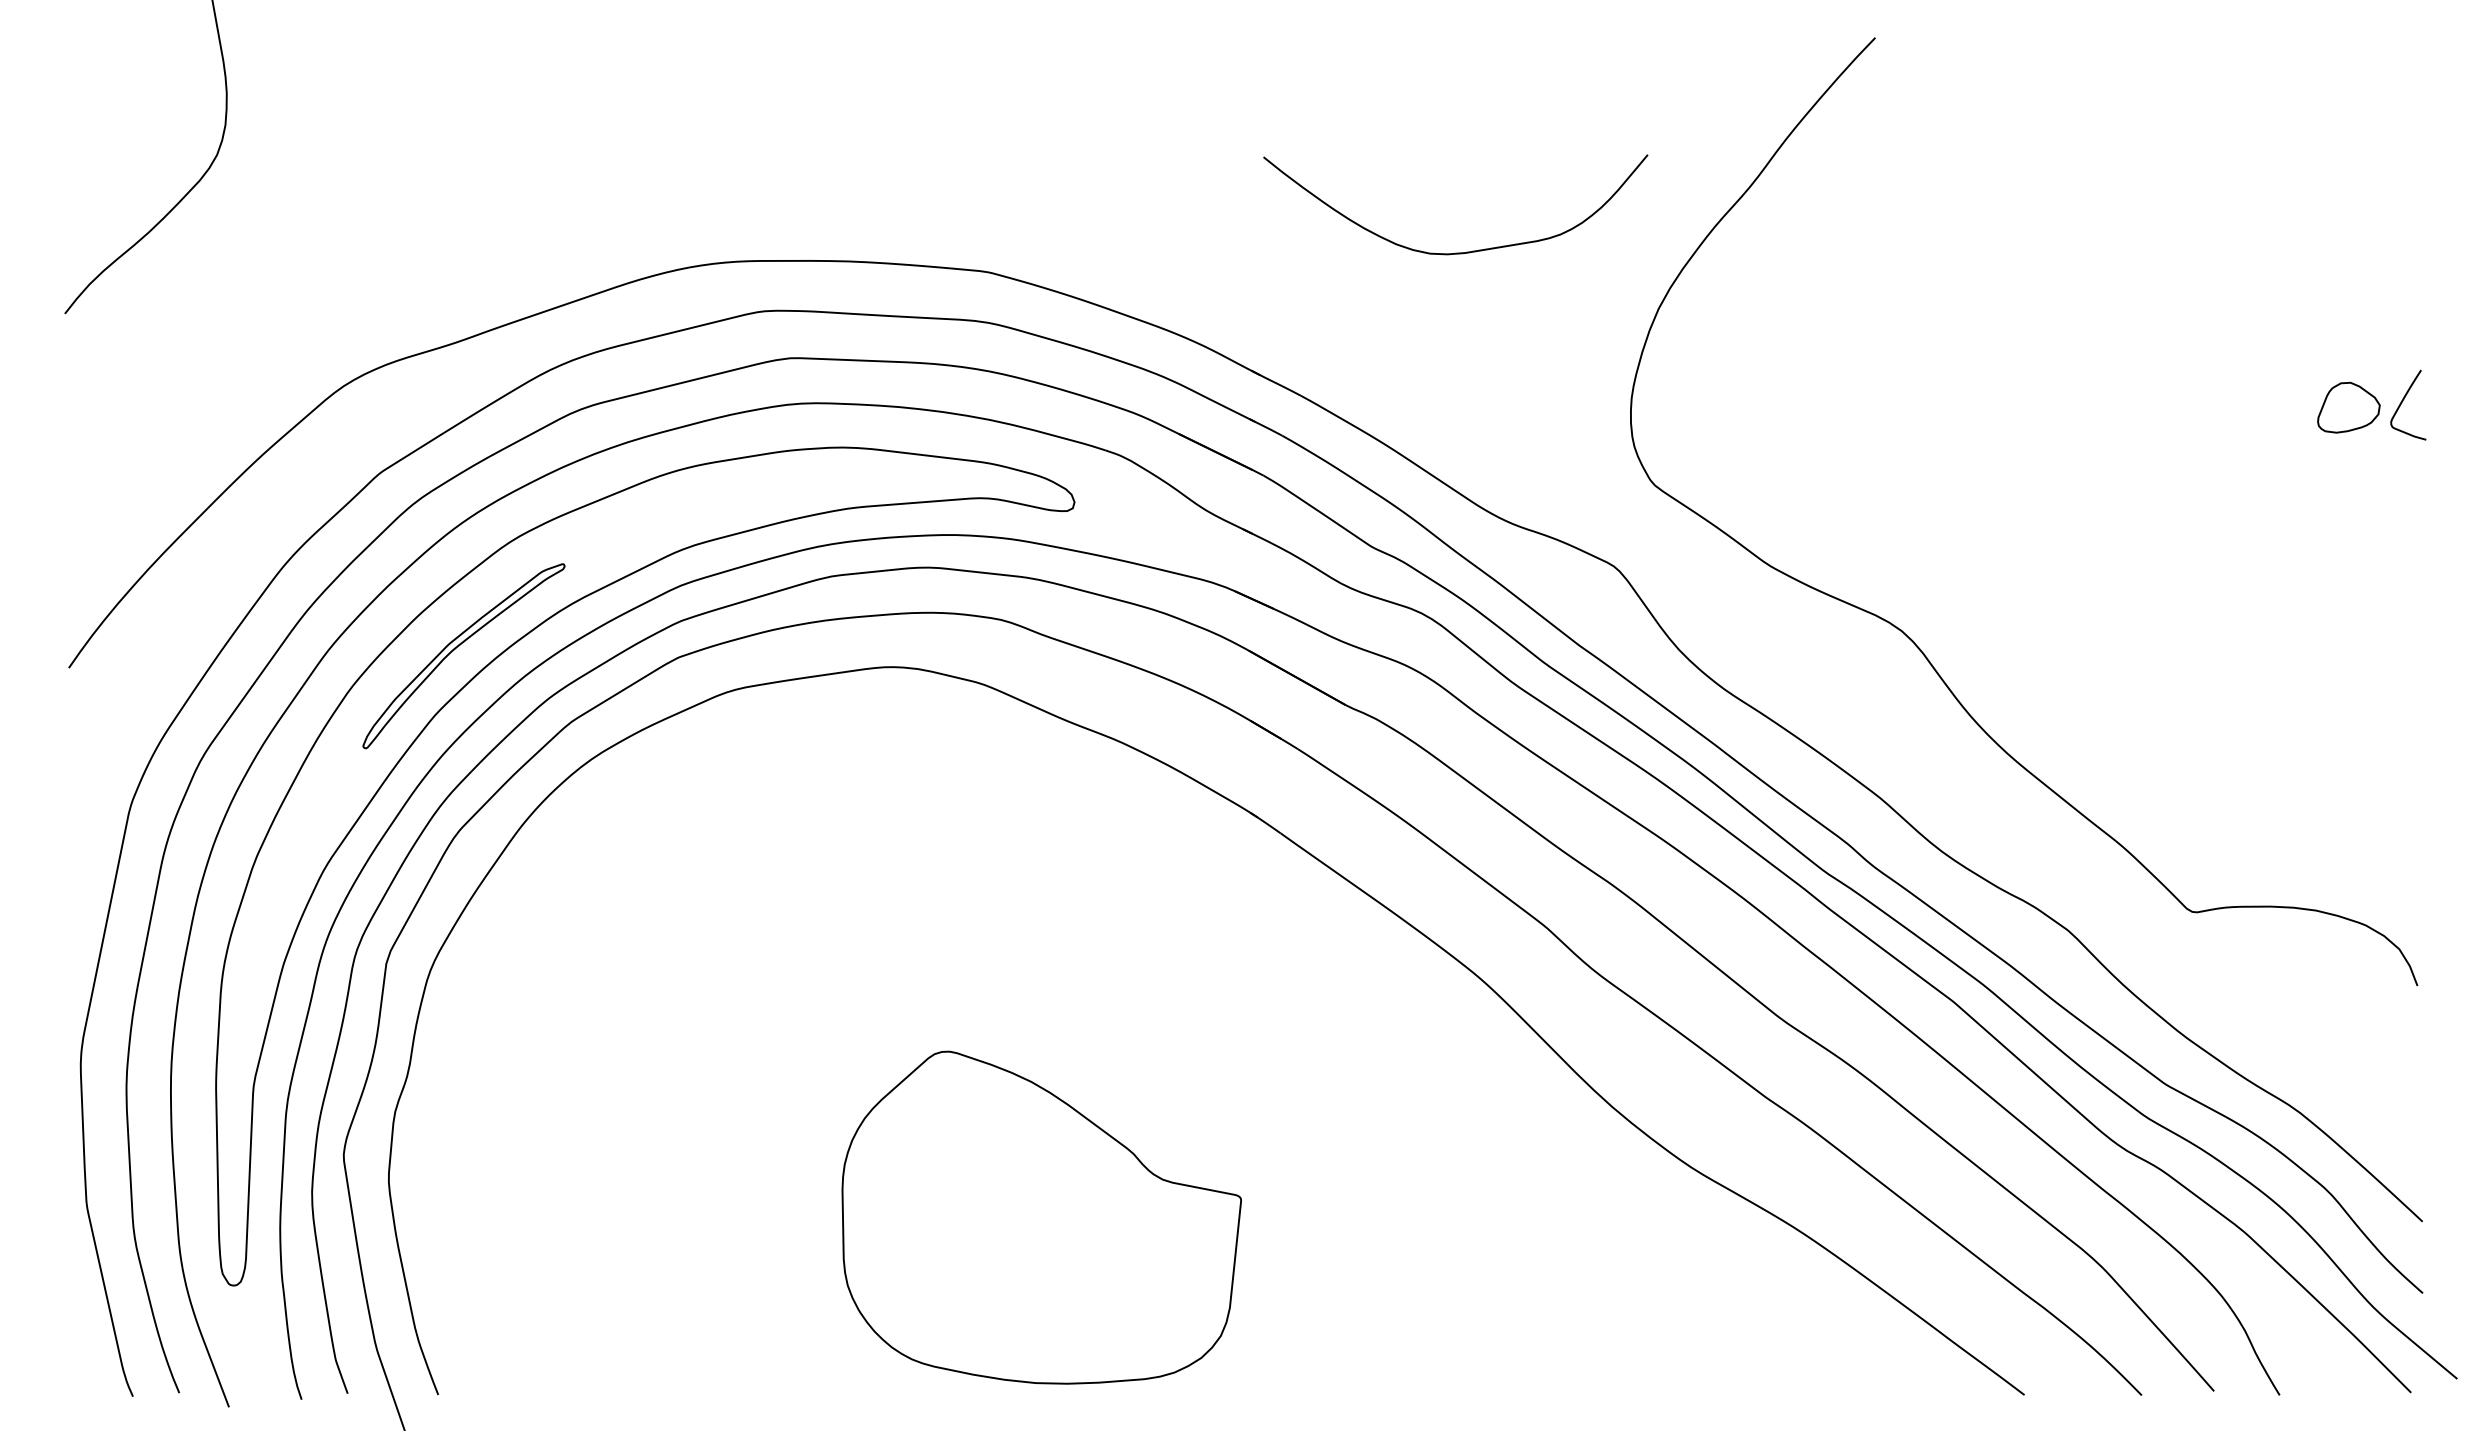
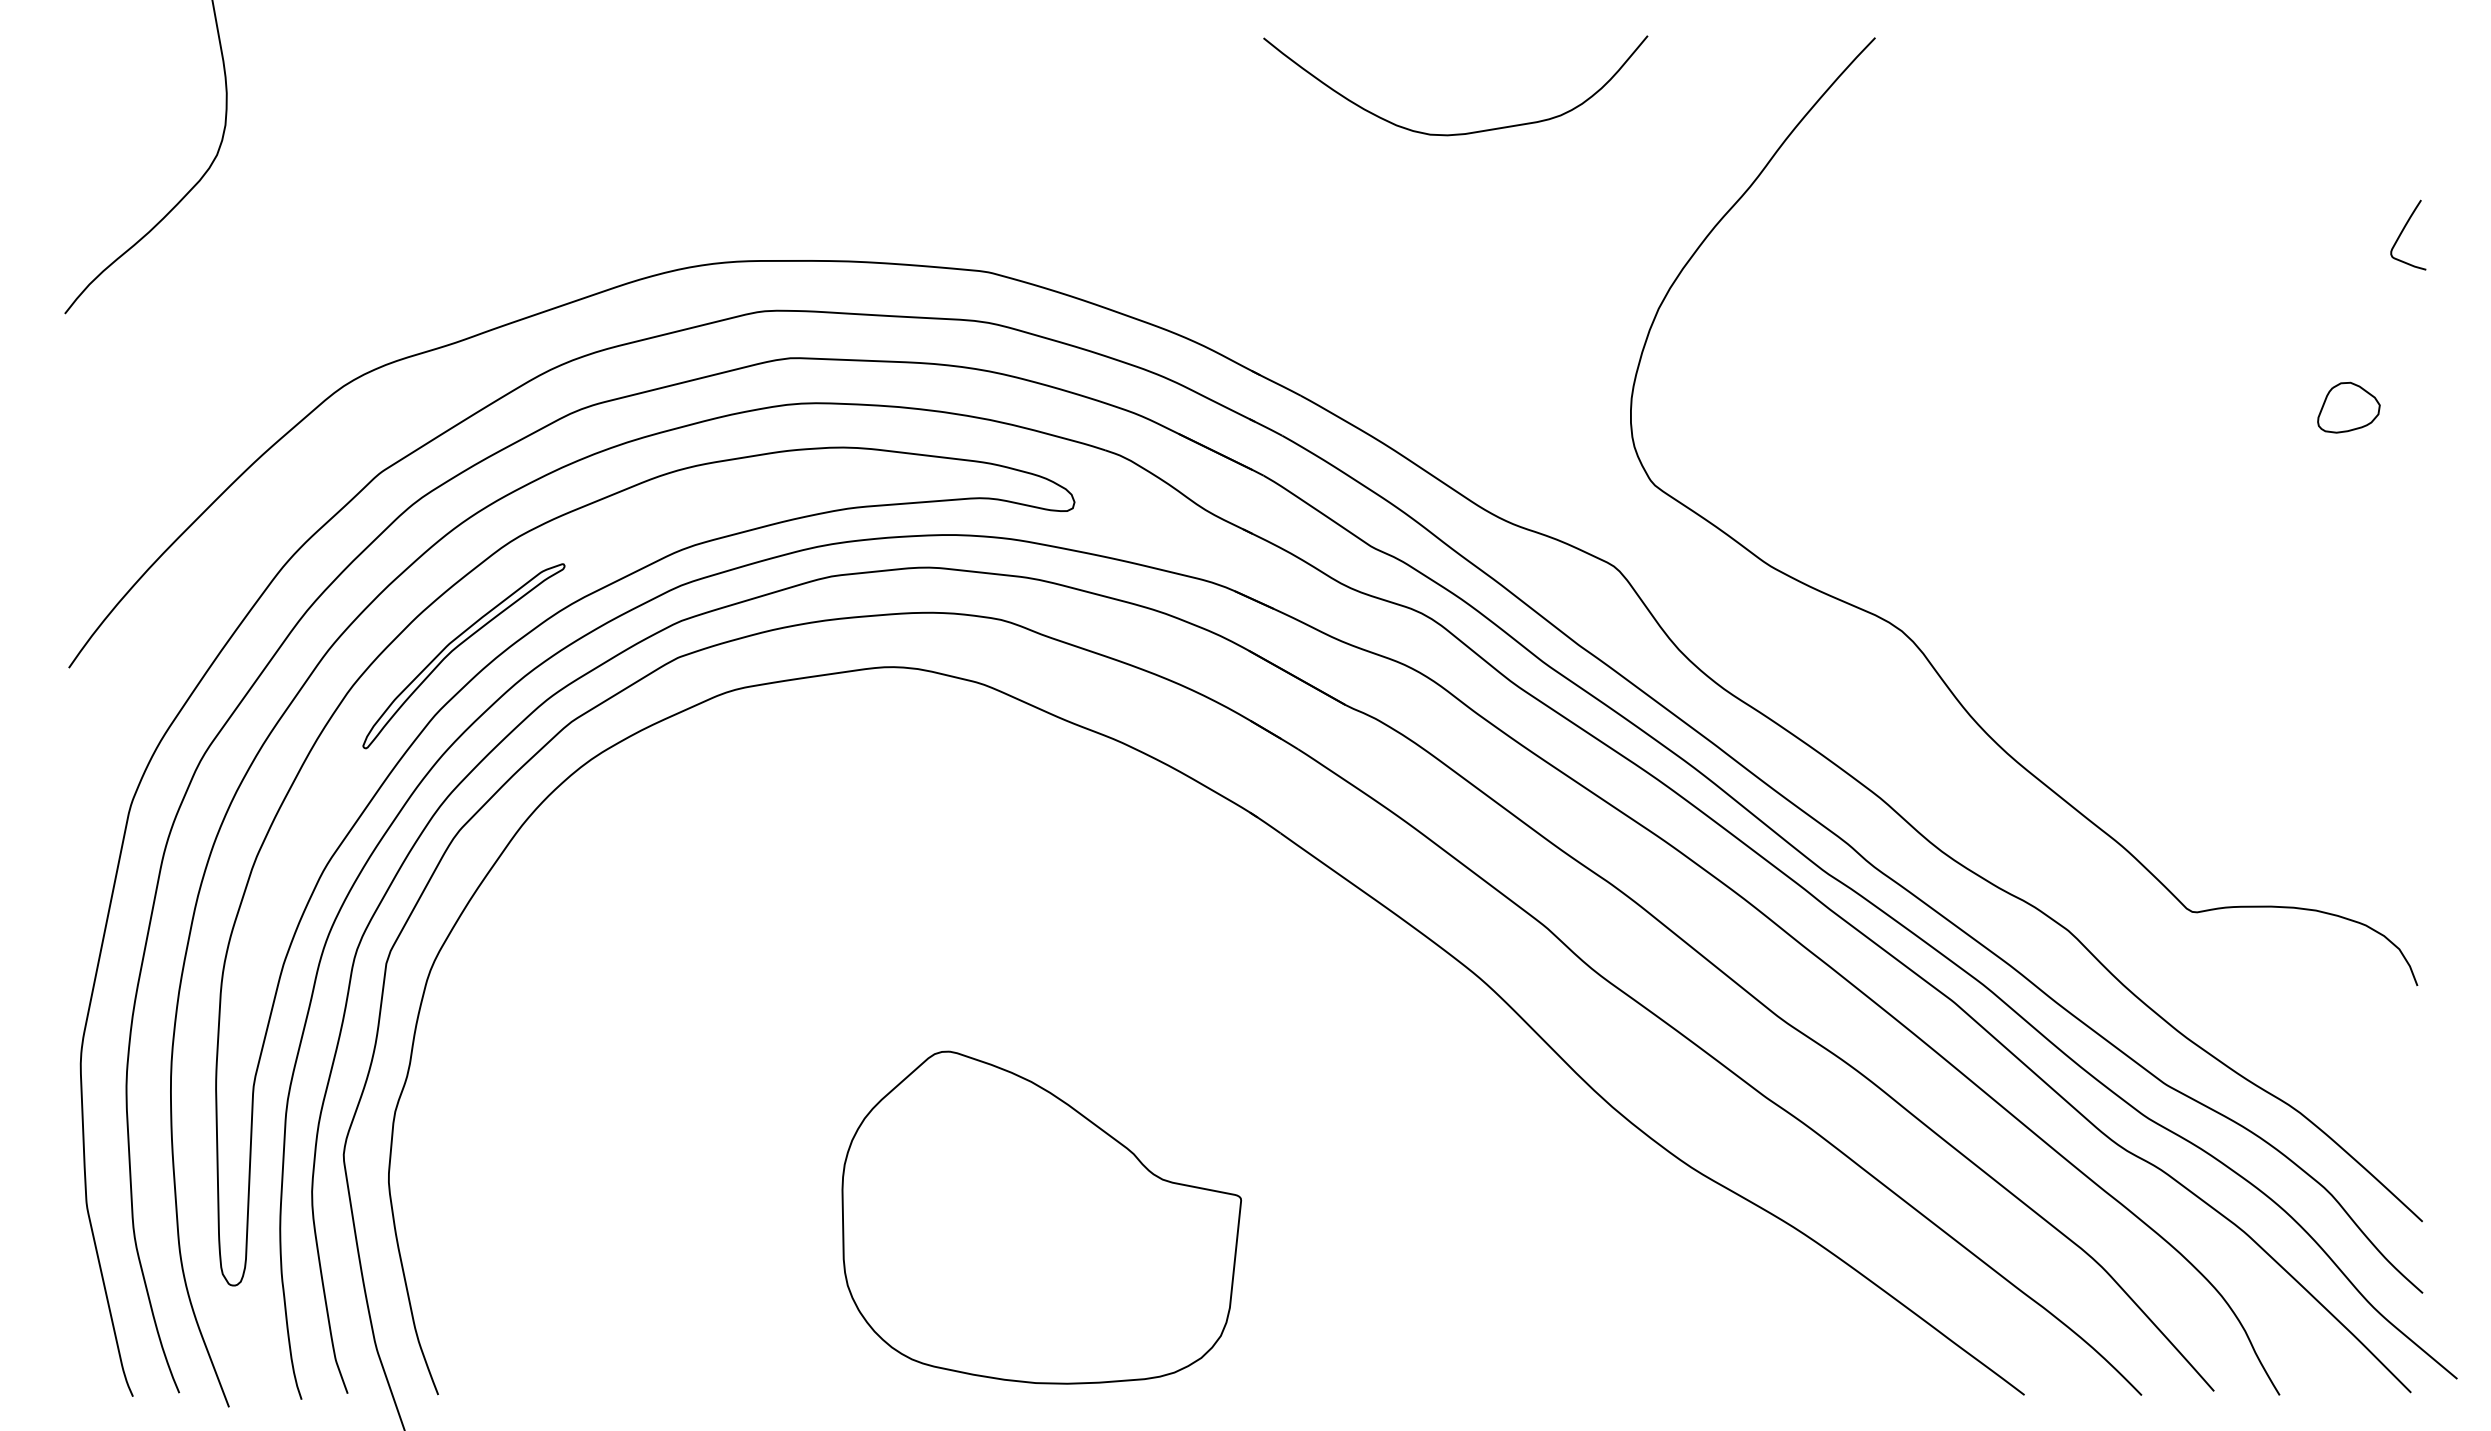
curve position: (1455, 252) -> (1455, 133) (1455, 133)
curve position: (2403, 401) -> (2403, 231) (2403, 231)
